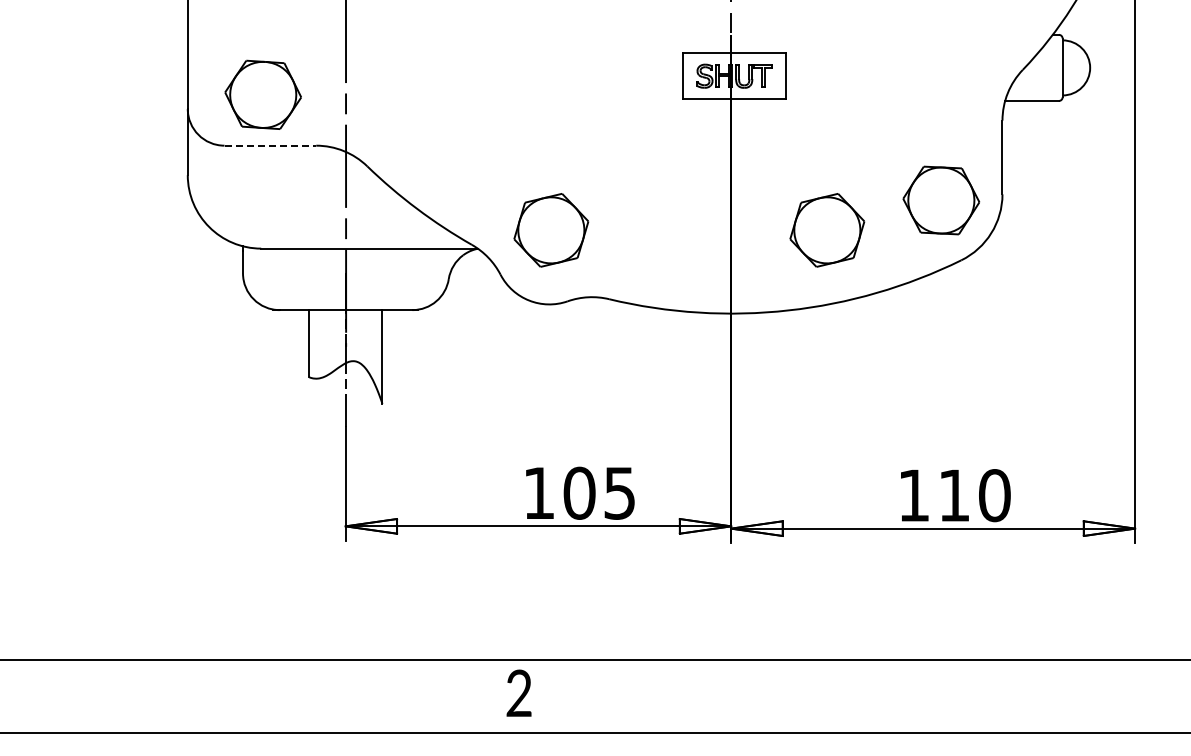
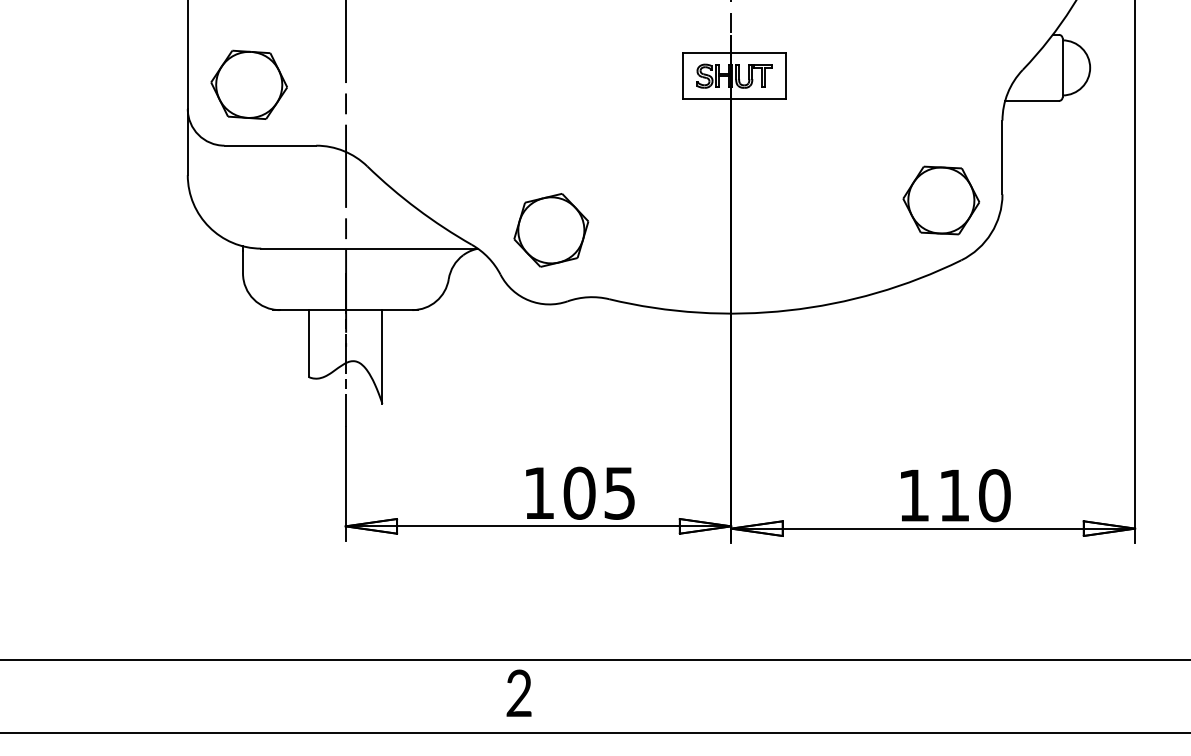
part position: (262, 94) -> (248, 84) (248, 84)
line: dashed -> solid (270, 145)
part: present -> none (827, 230)
